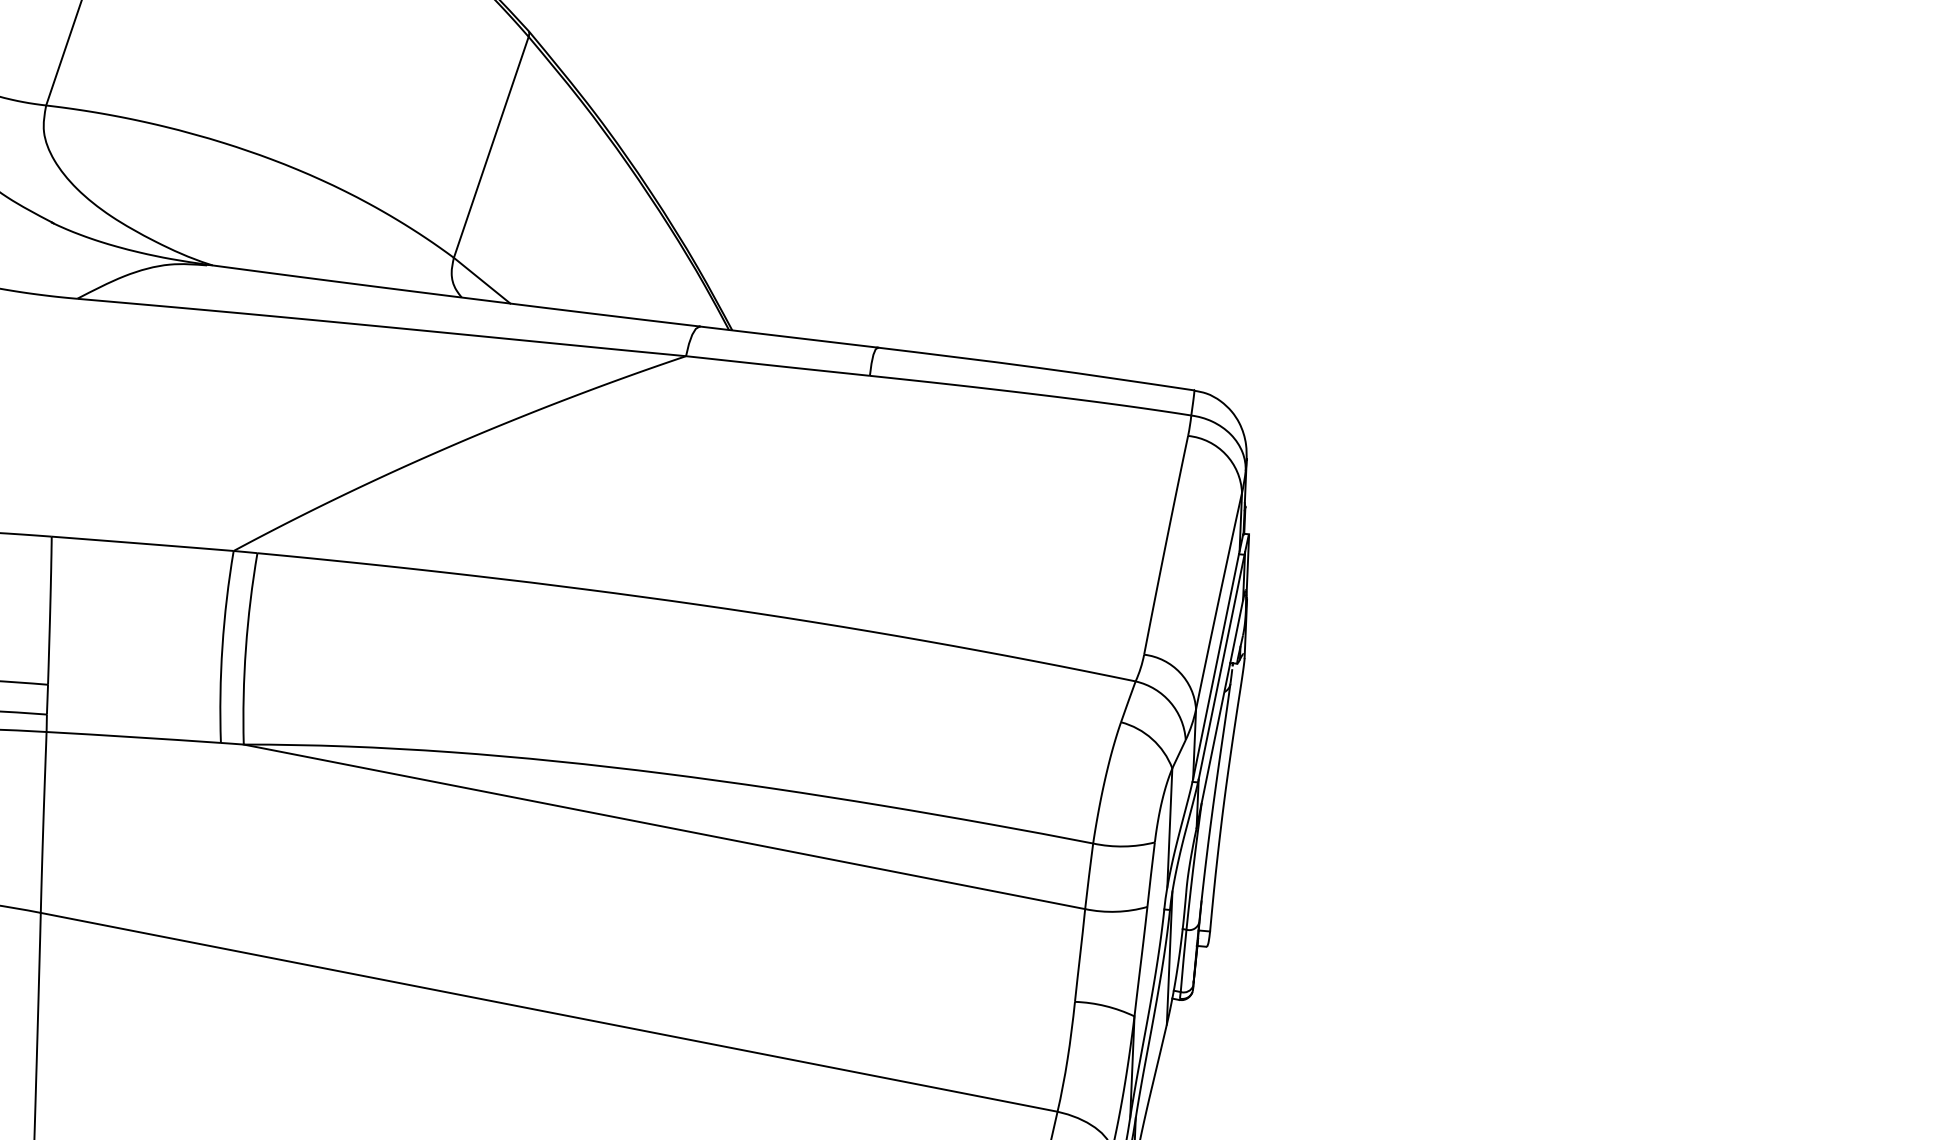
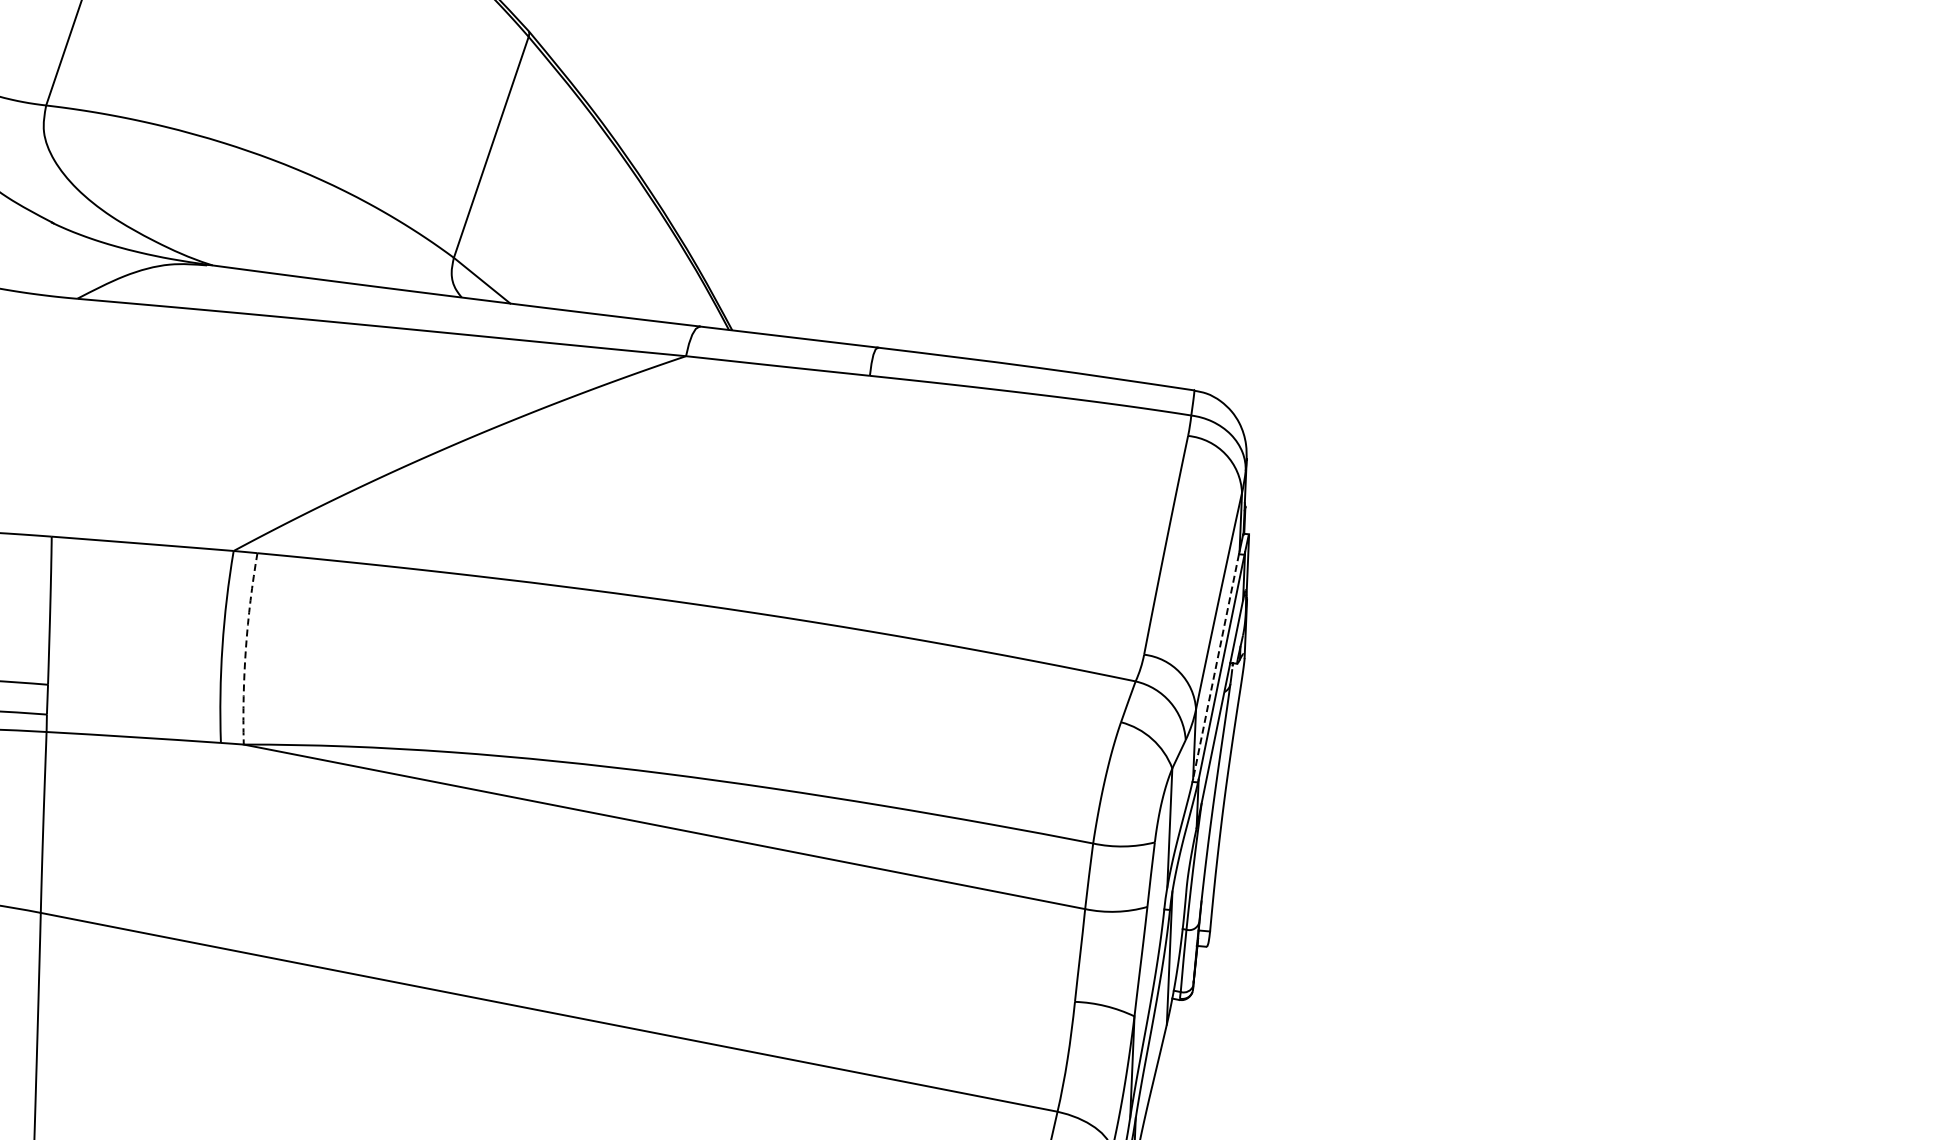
arc: solid -> dashed (245, 648)
line: solid -> dashed (1216, 666)
